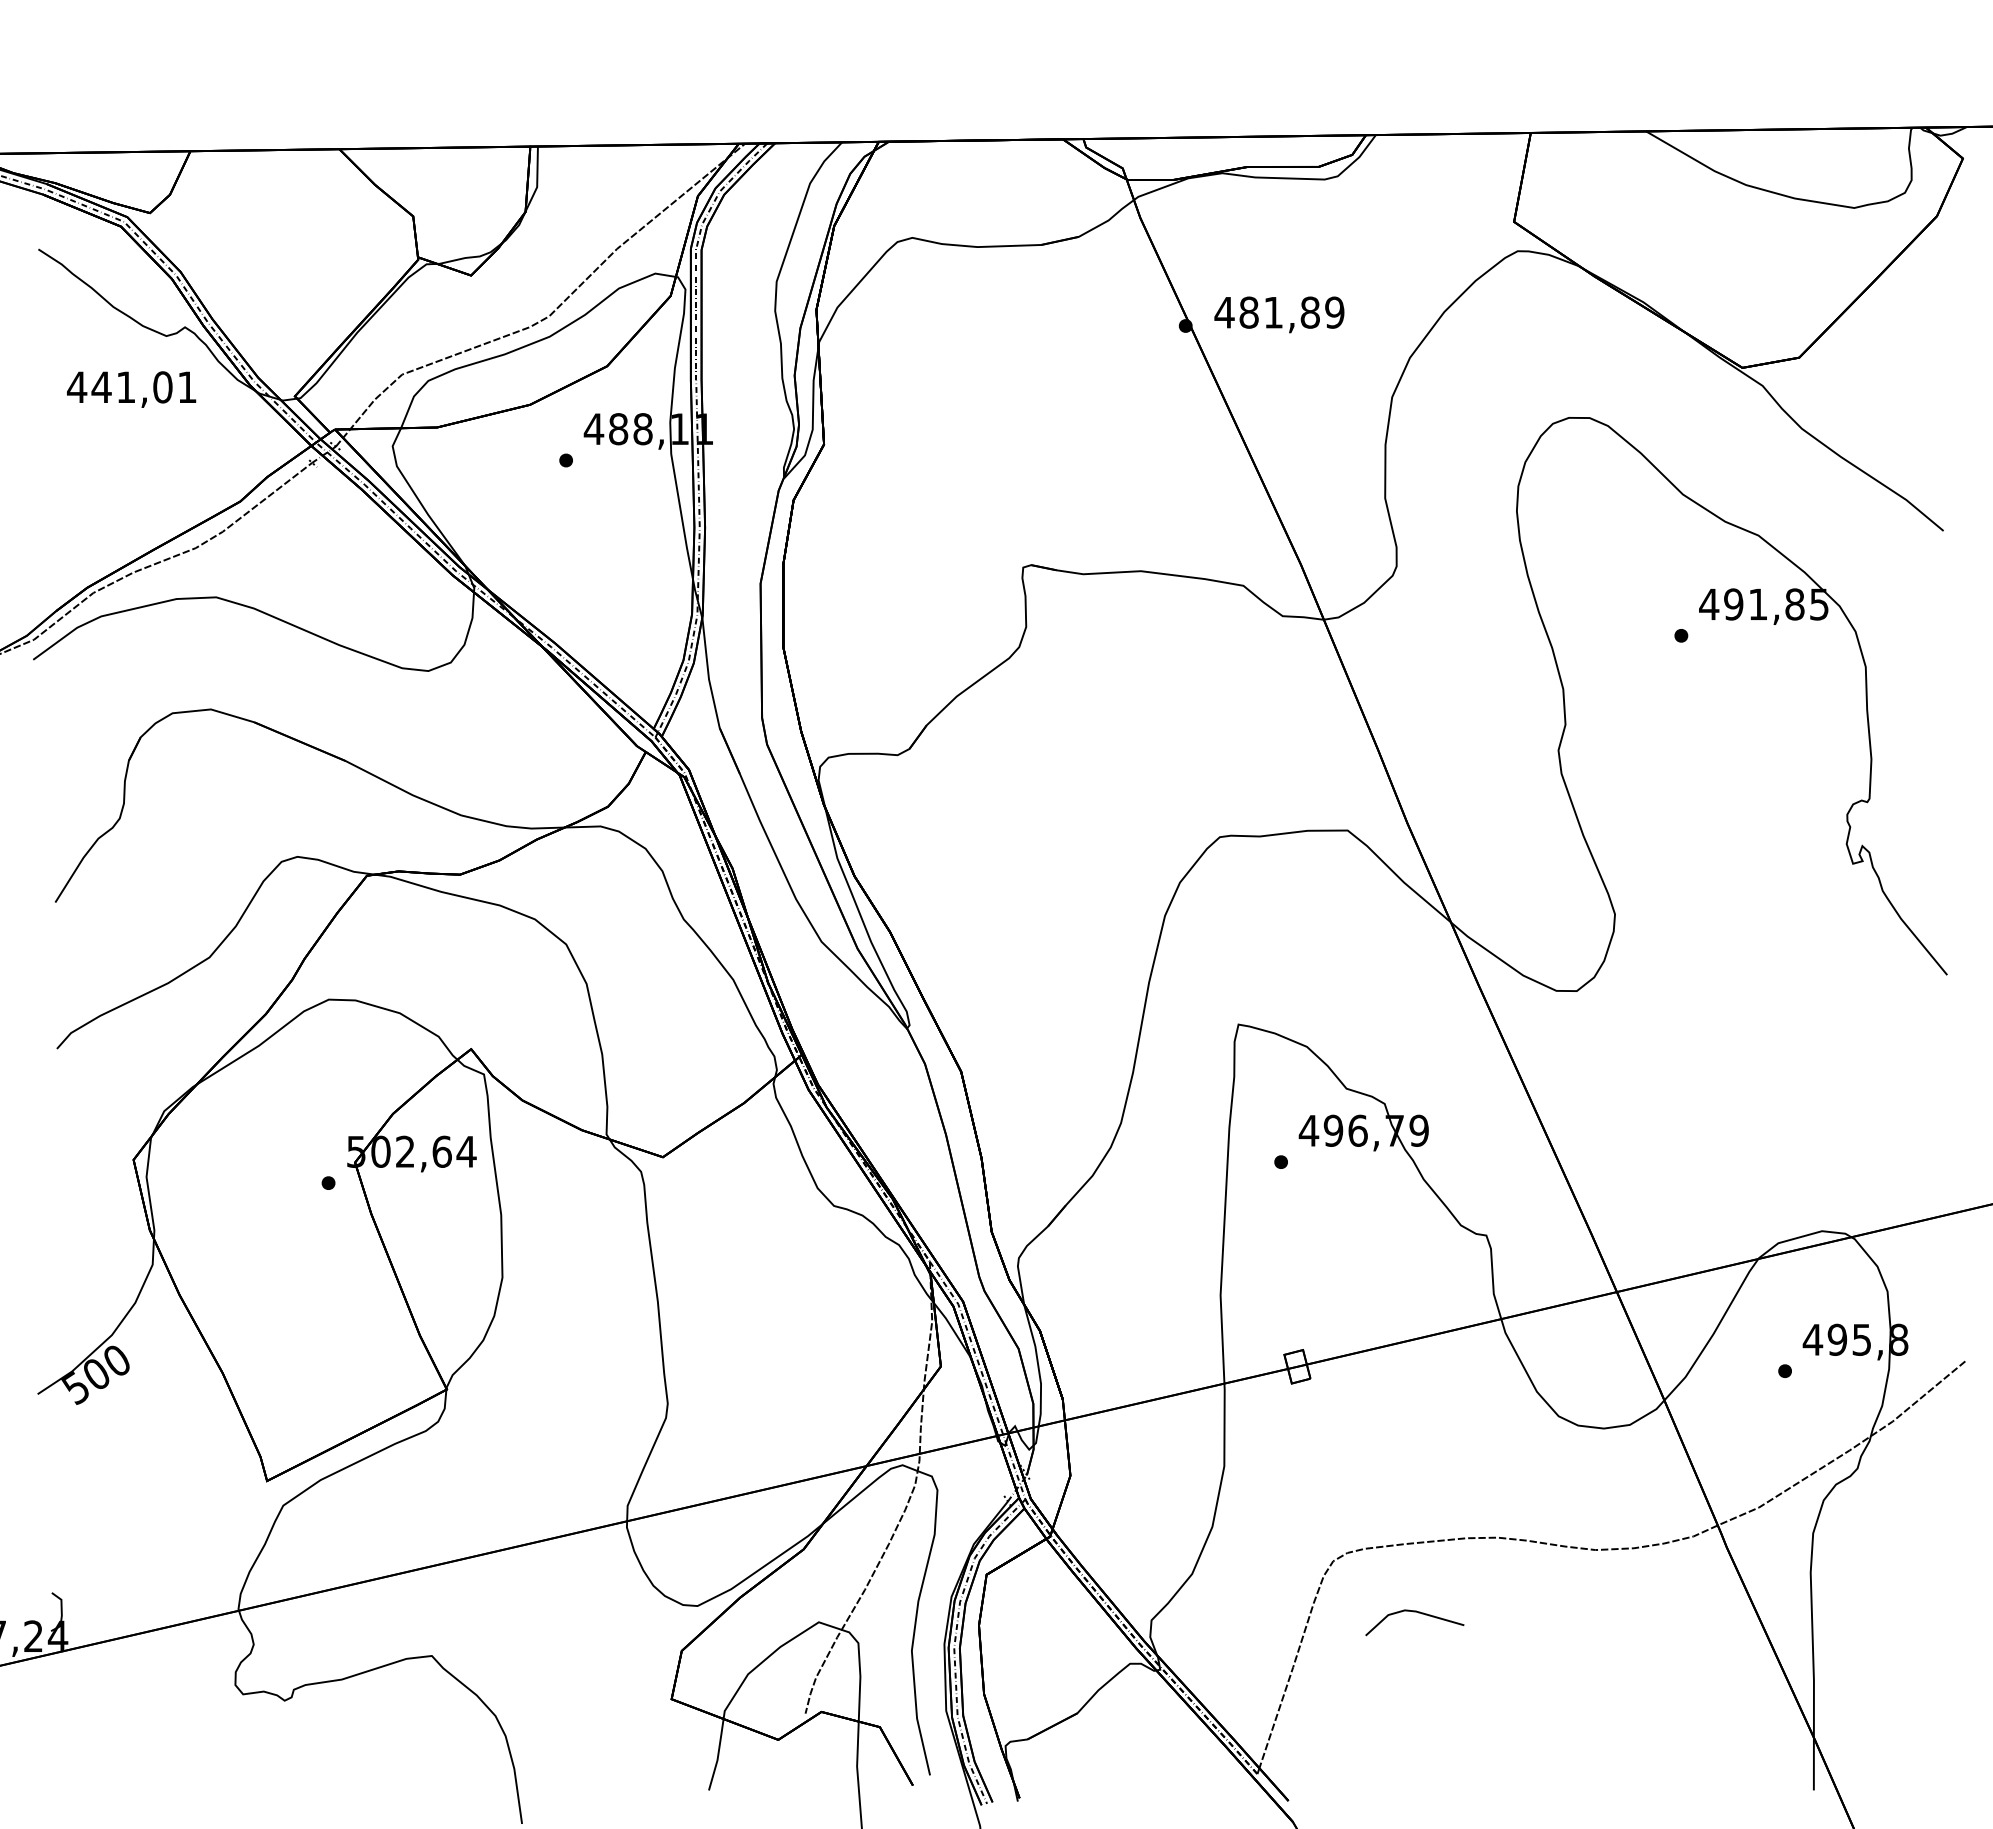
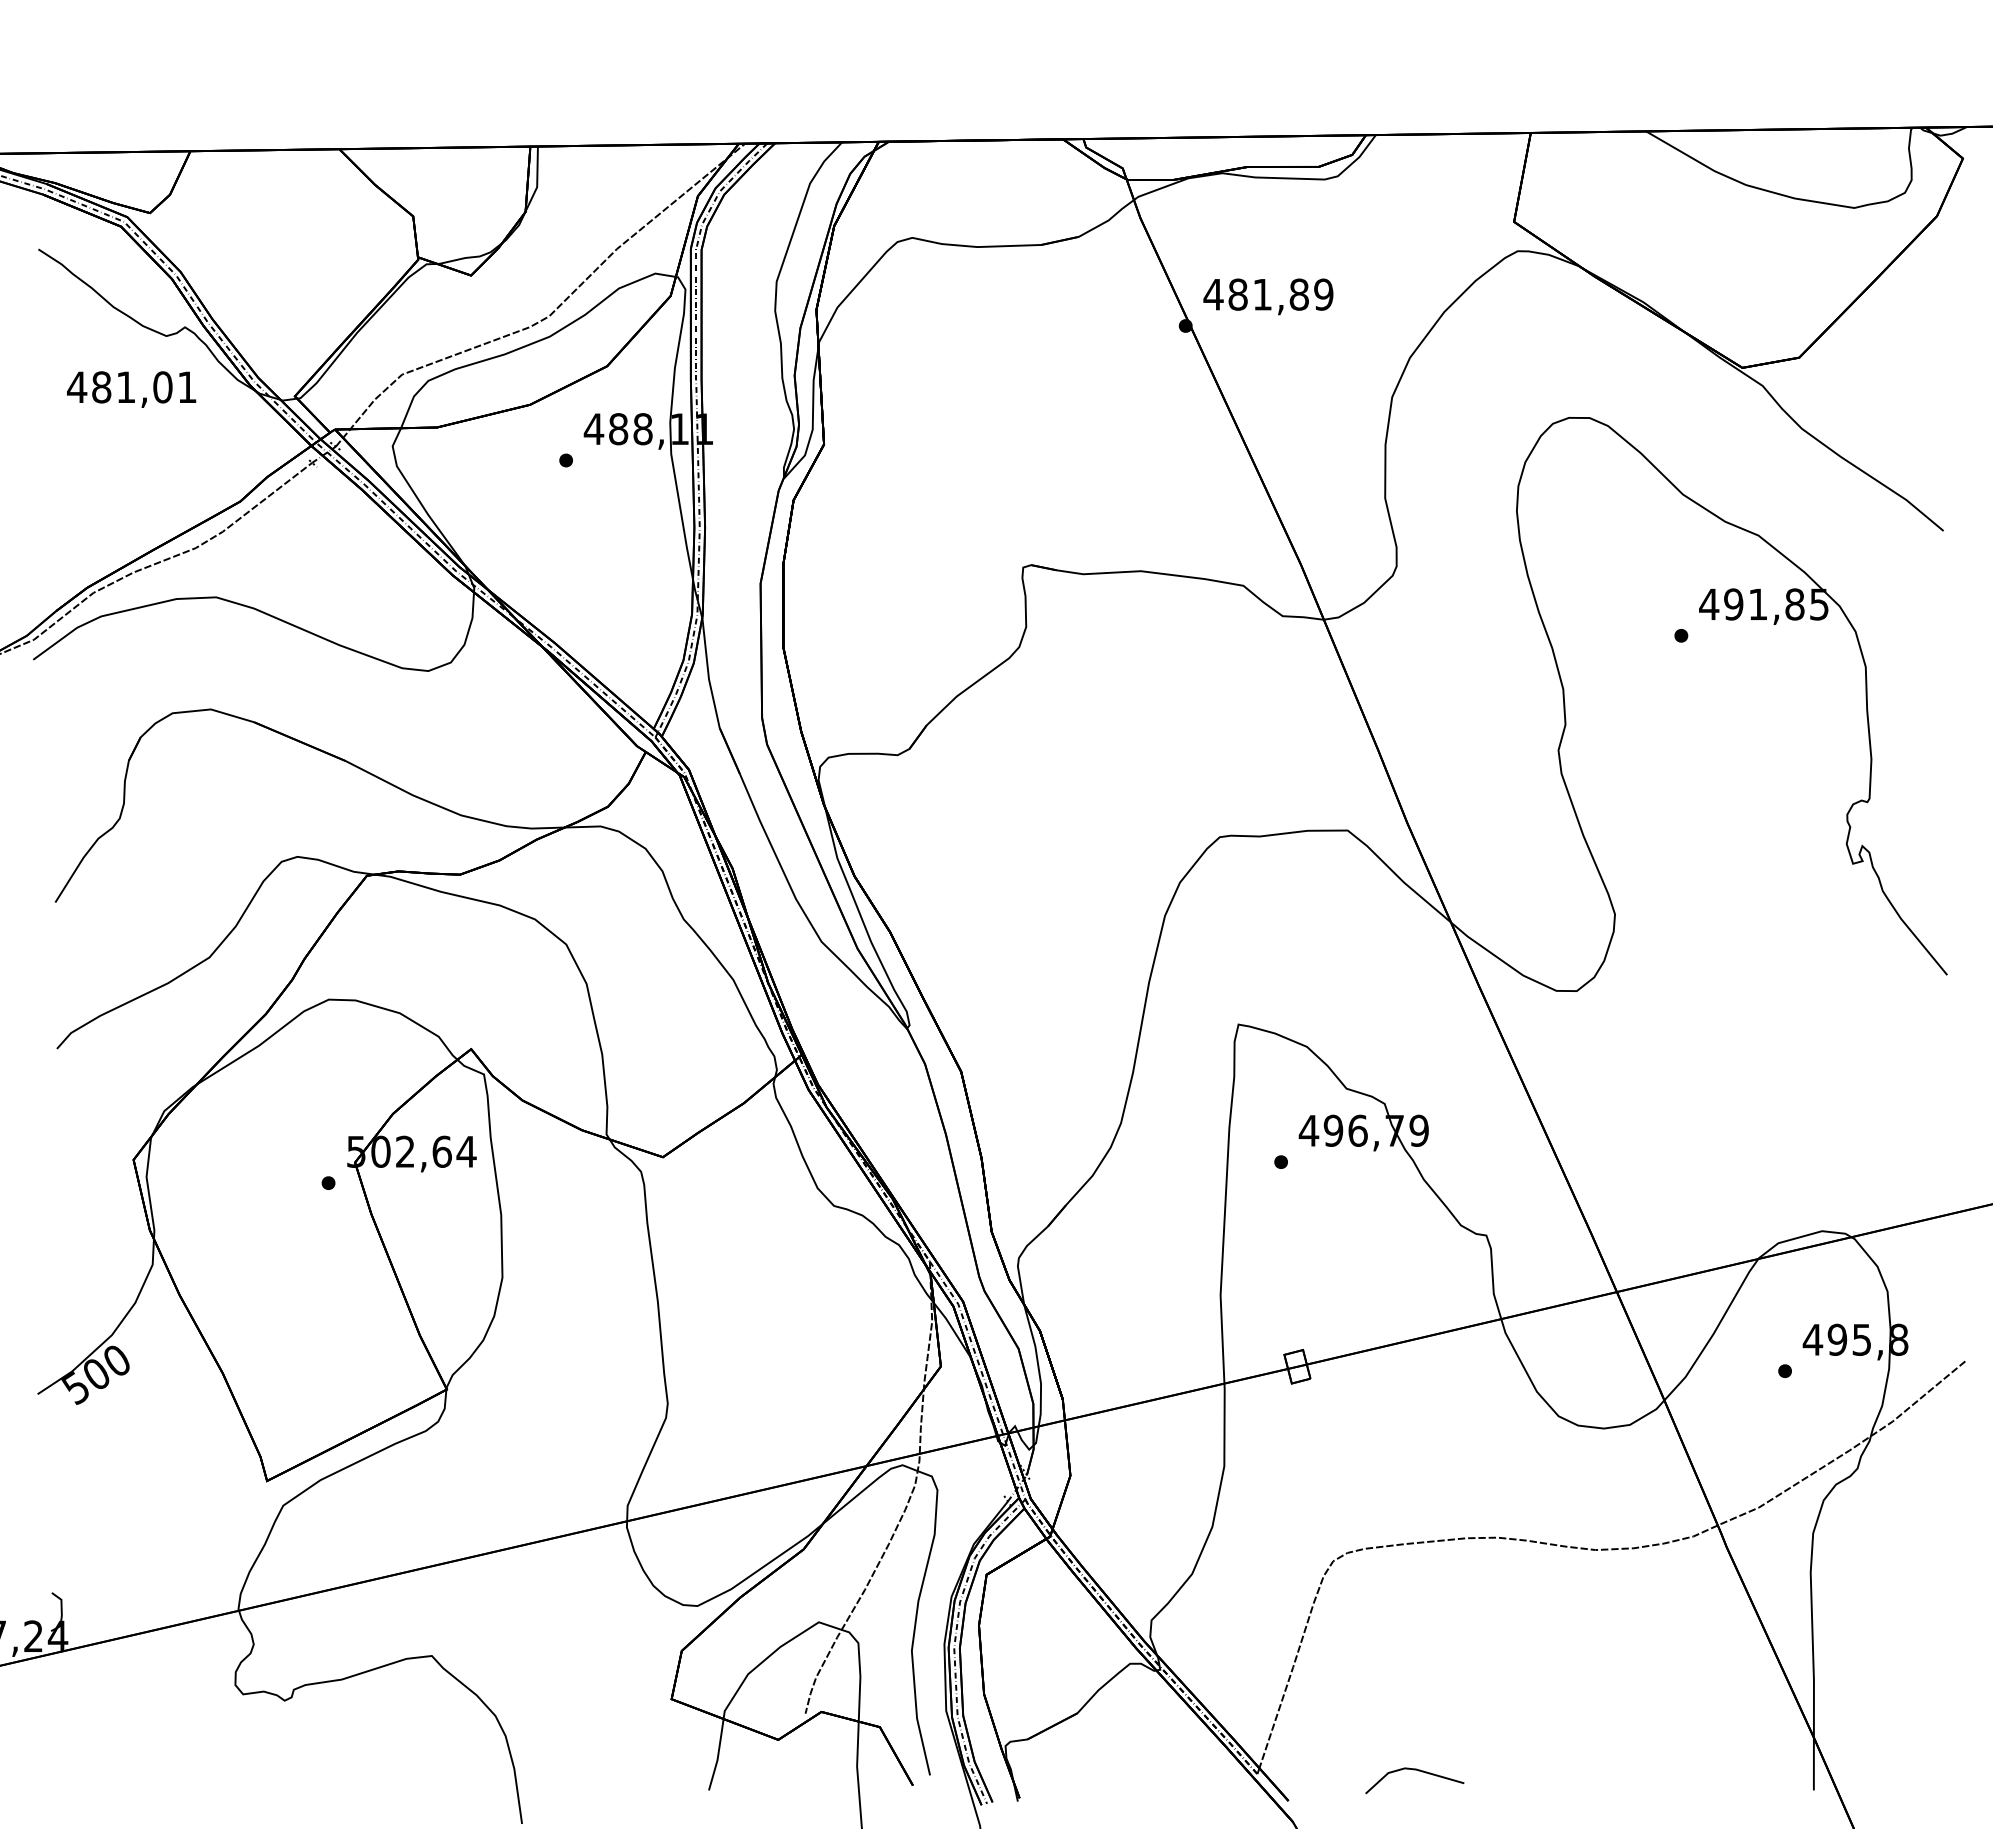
text position: (1279, 314) -> (1268, 296) (1268, 296)
text: 441,01 -> 481,01 (101, 387)
line position: (1418, 1613) -> (1418, 1771) (1418, 1771)
